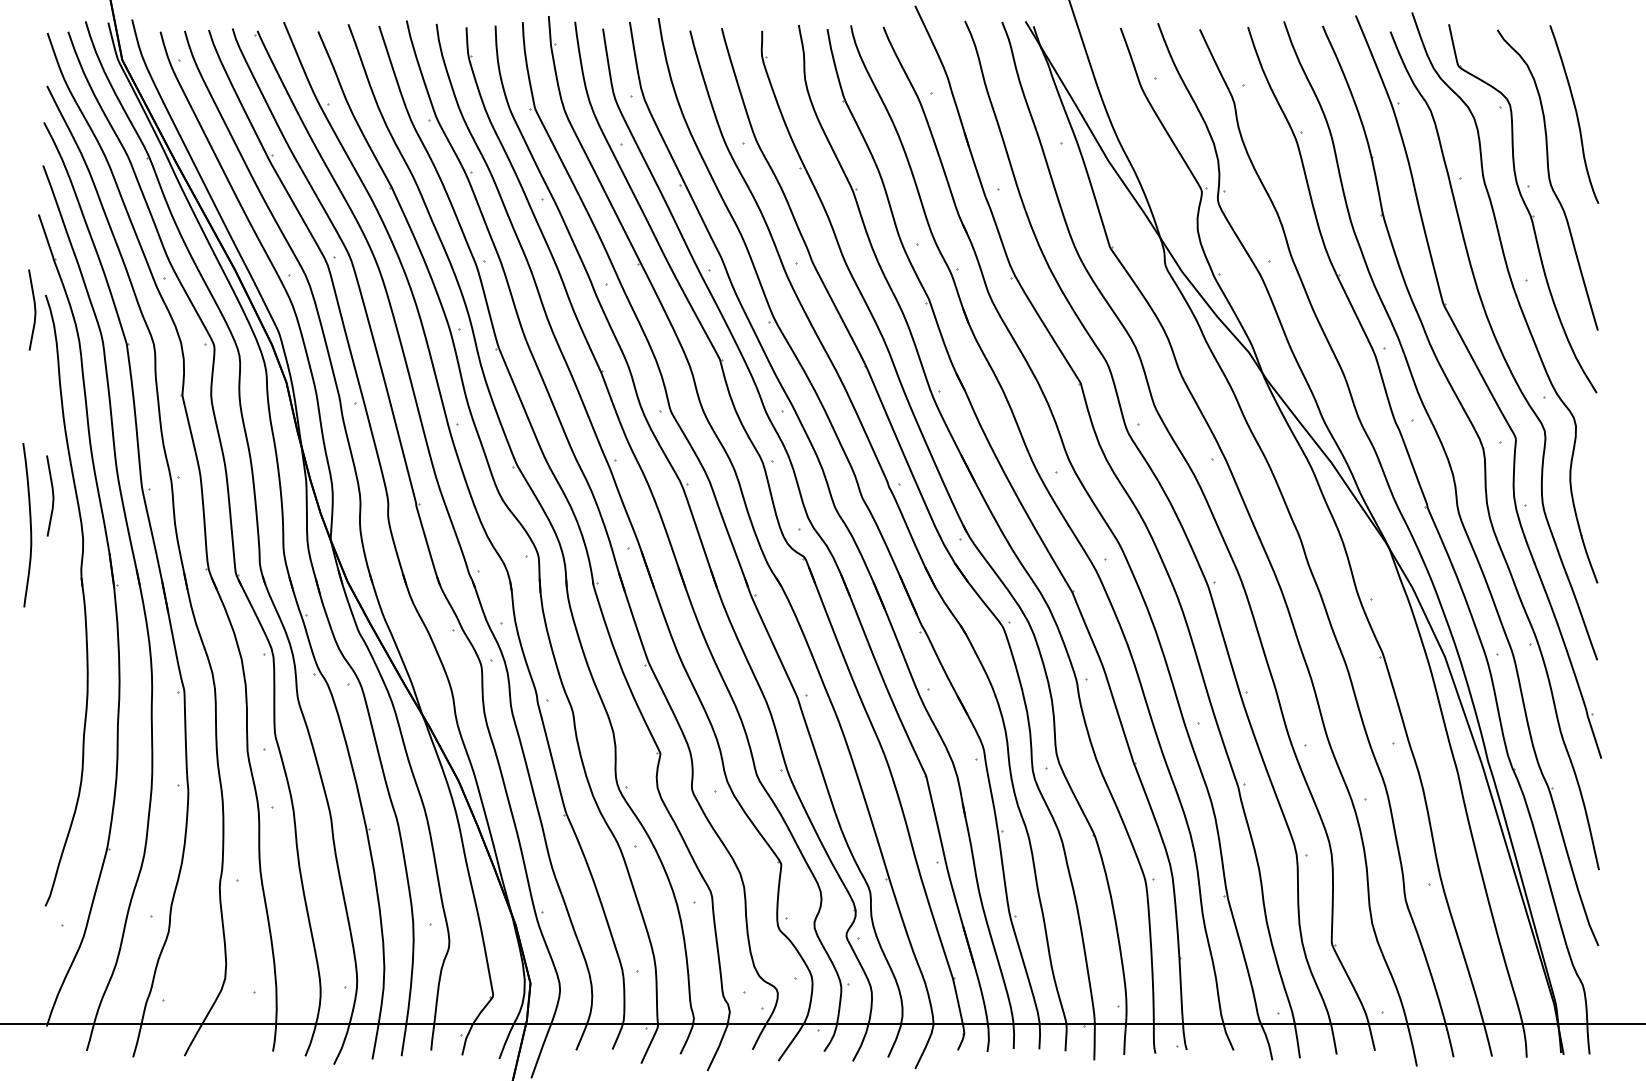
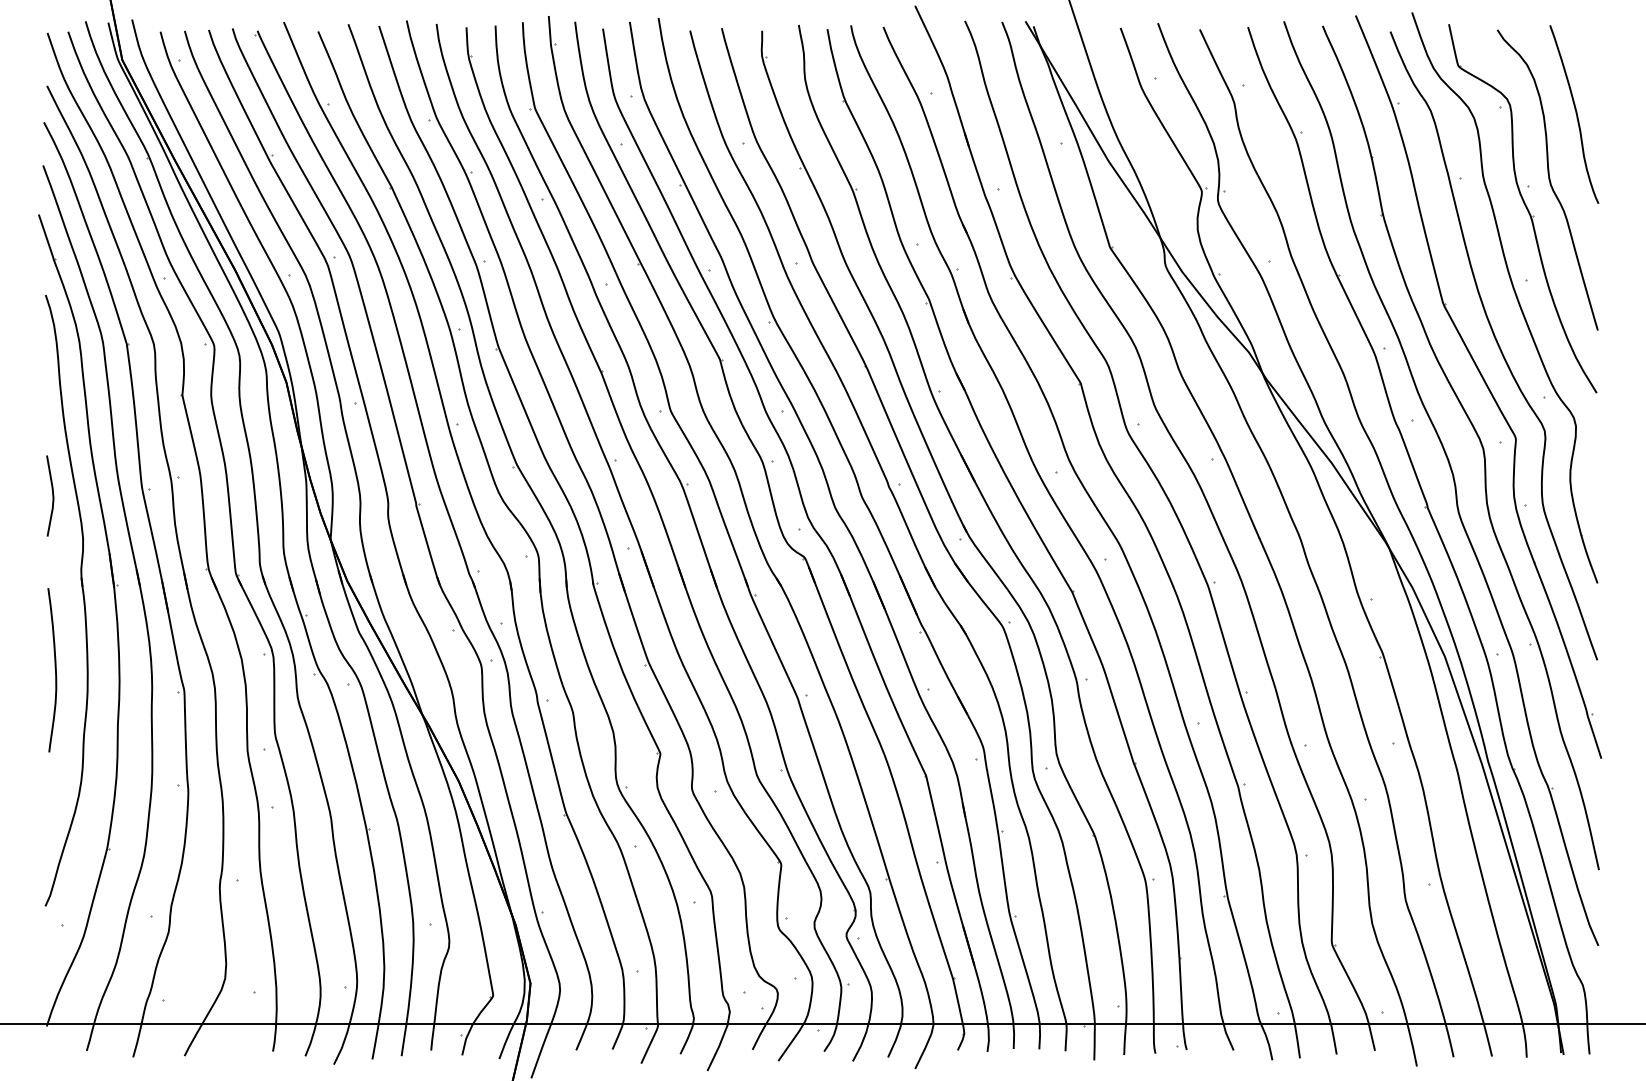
curve: present -> none (34, 309)
curve position: (29, 523) -> (54, 668) (54, 668)
